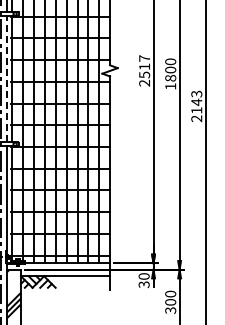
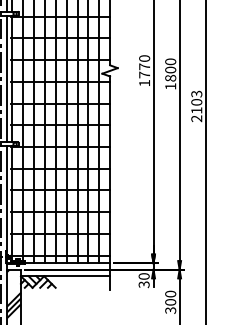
text: 2517 -> 1770 (144, 70)
line: dashed -> solid (6, 78)
text: 2143 -> 2103 (196, 102)
